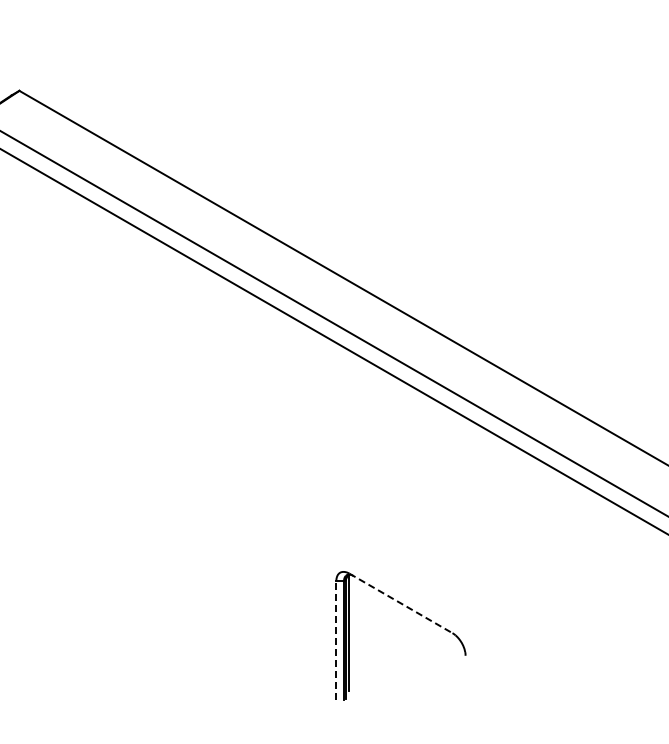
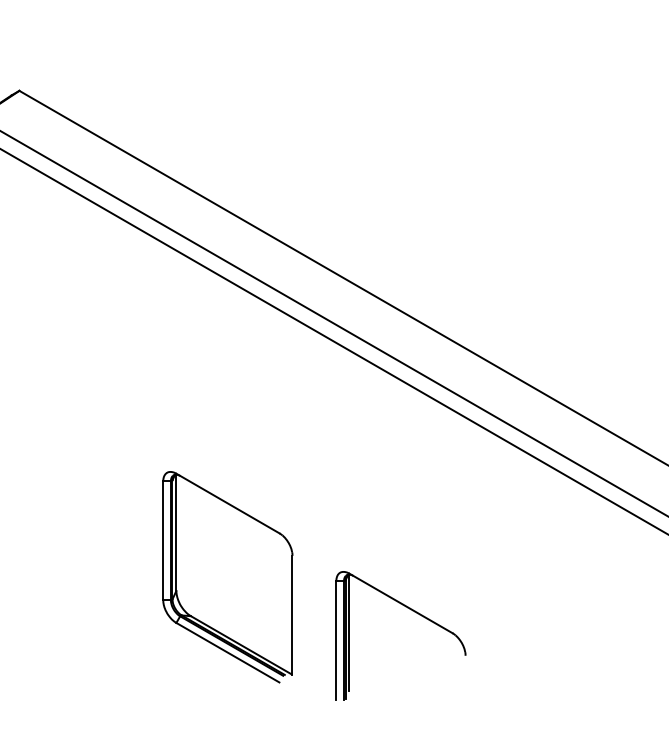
part: none -> present (227, 577)
line: dashed -> solid (401, 603)
line: dashed -> solid (336, 640)
